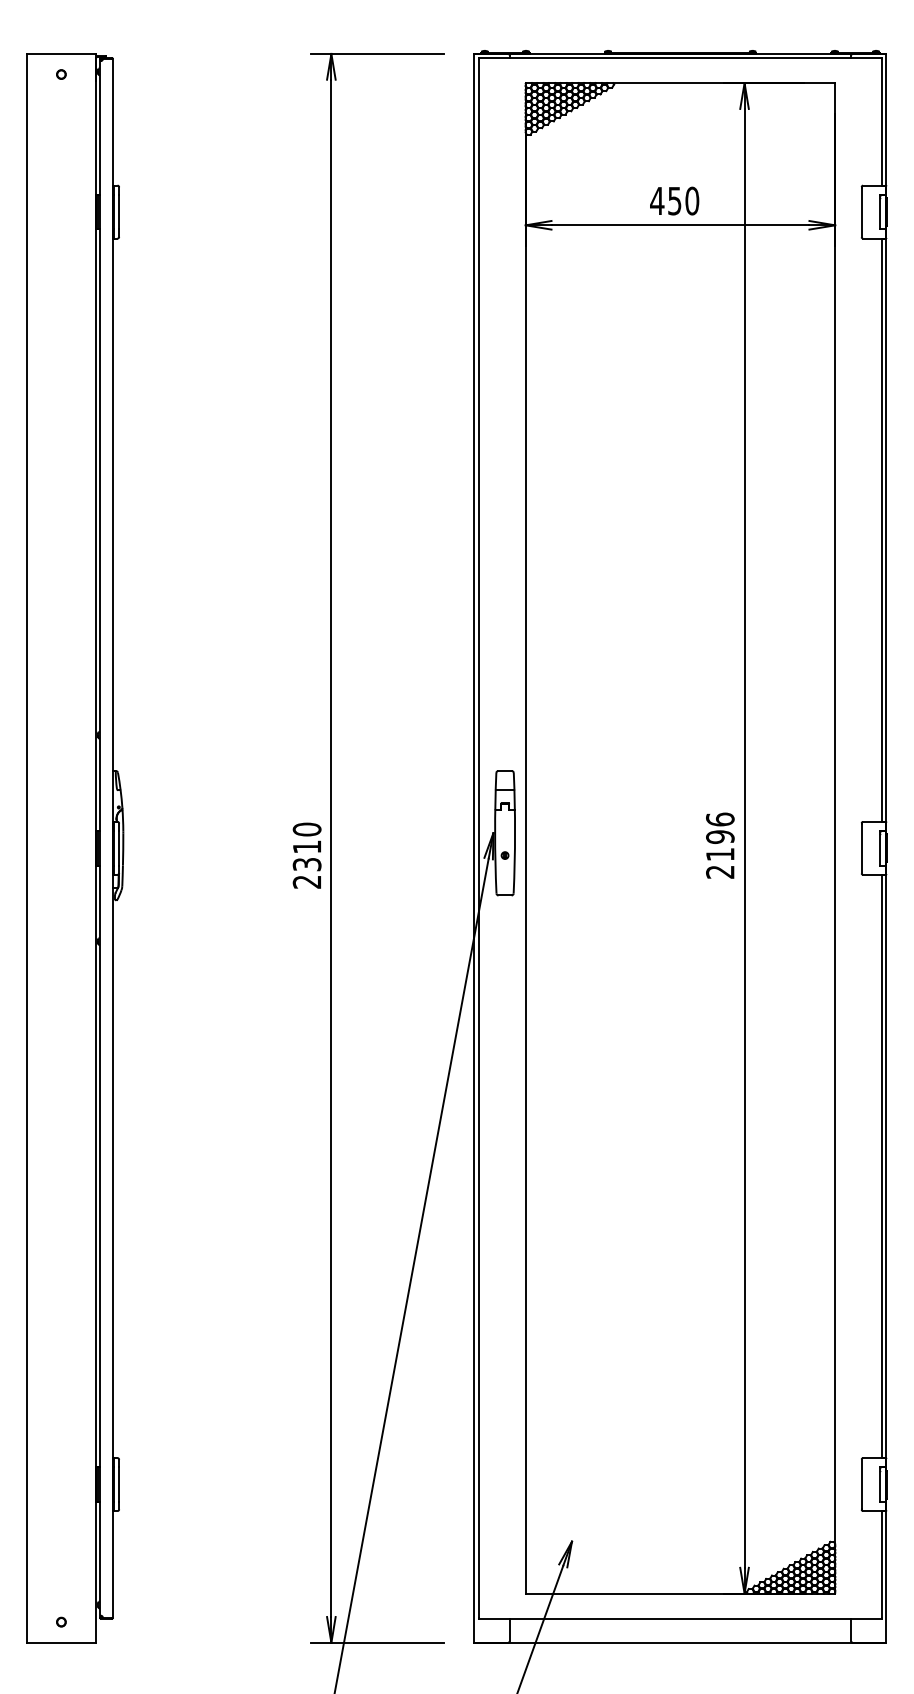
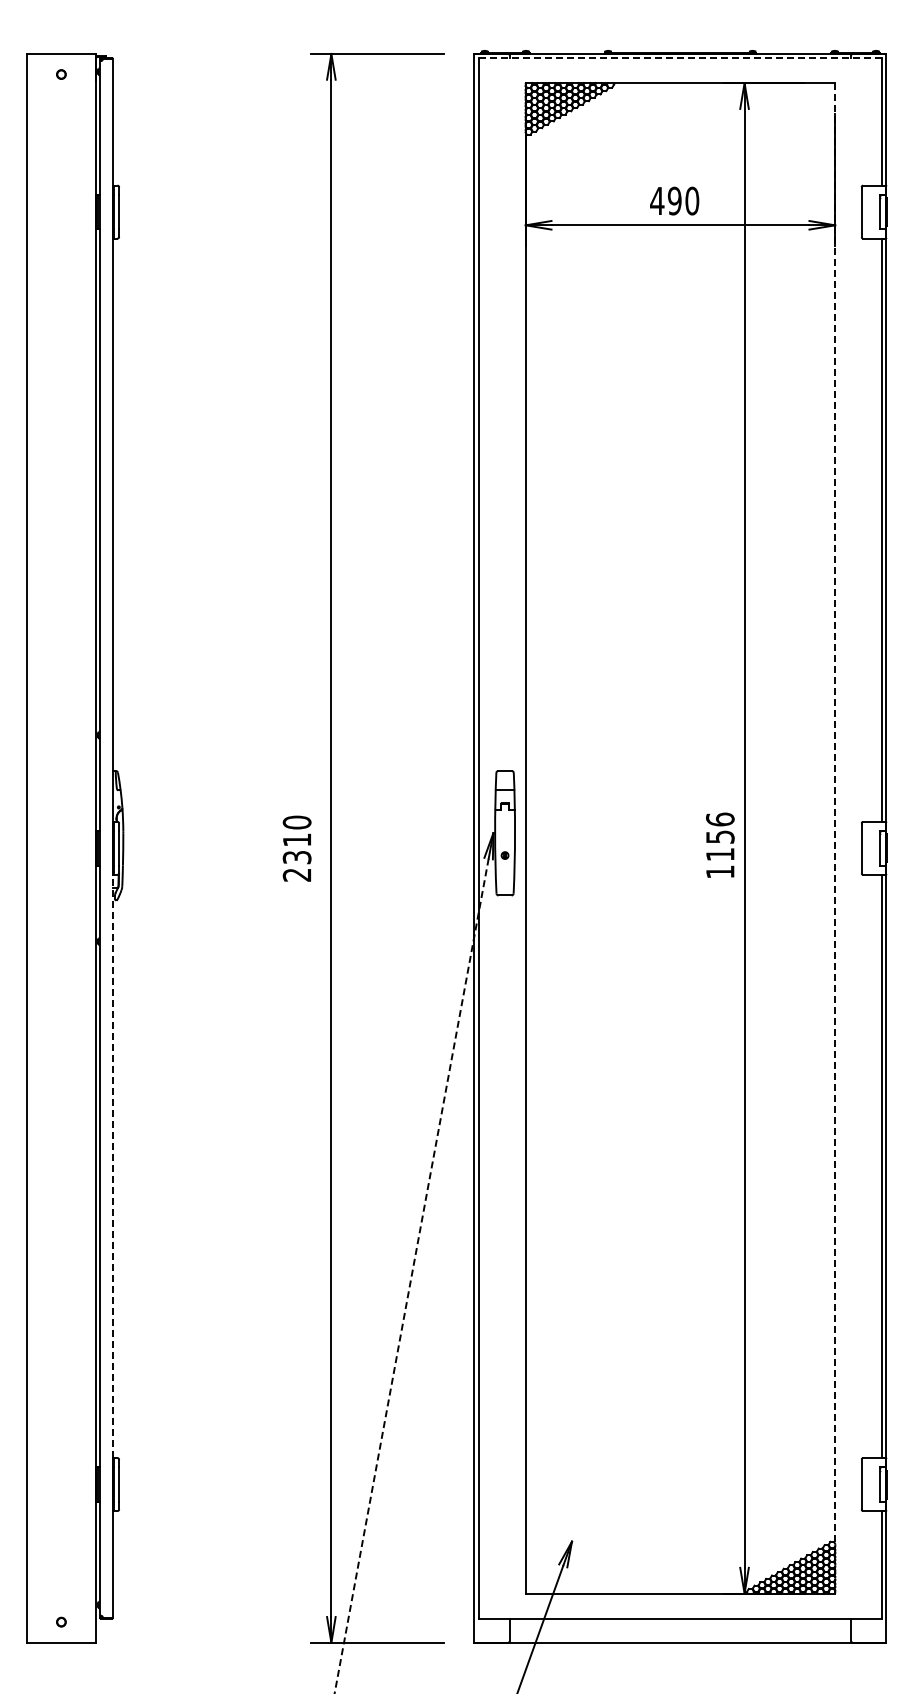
line: solid -> dashed (679, 58)
text: 450 -> 490 (674, 200)
line: solid -> dashed (835, 838)
text: 2196 -> 1156 (720, 854)
text position: (306, 855) -> (296, 848) (296, 848)
line: solid -> dashed (113, 1166)
line: solid -> dashed (411, 1276)
